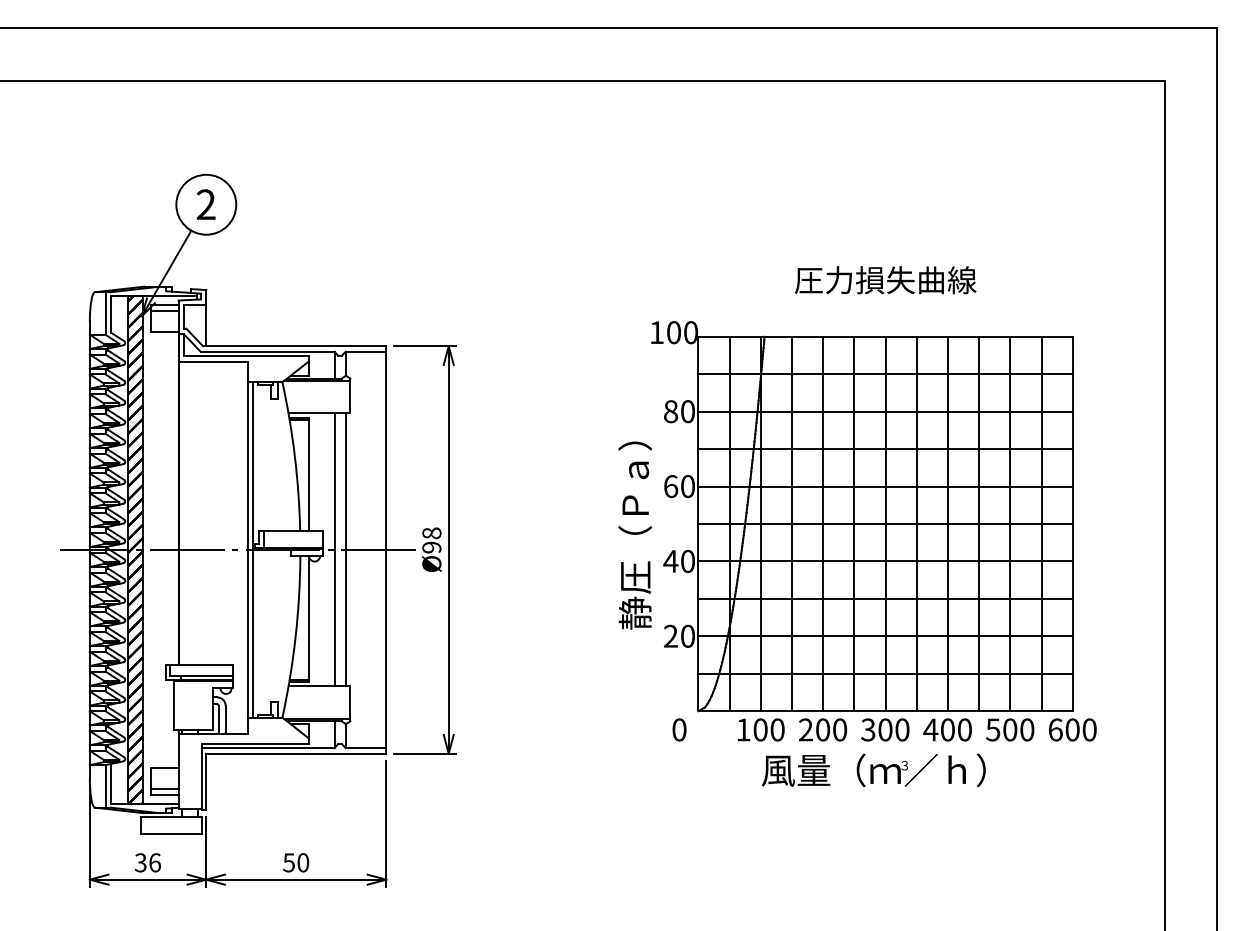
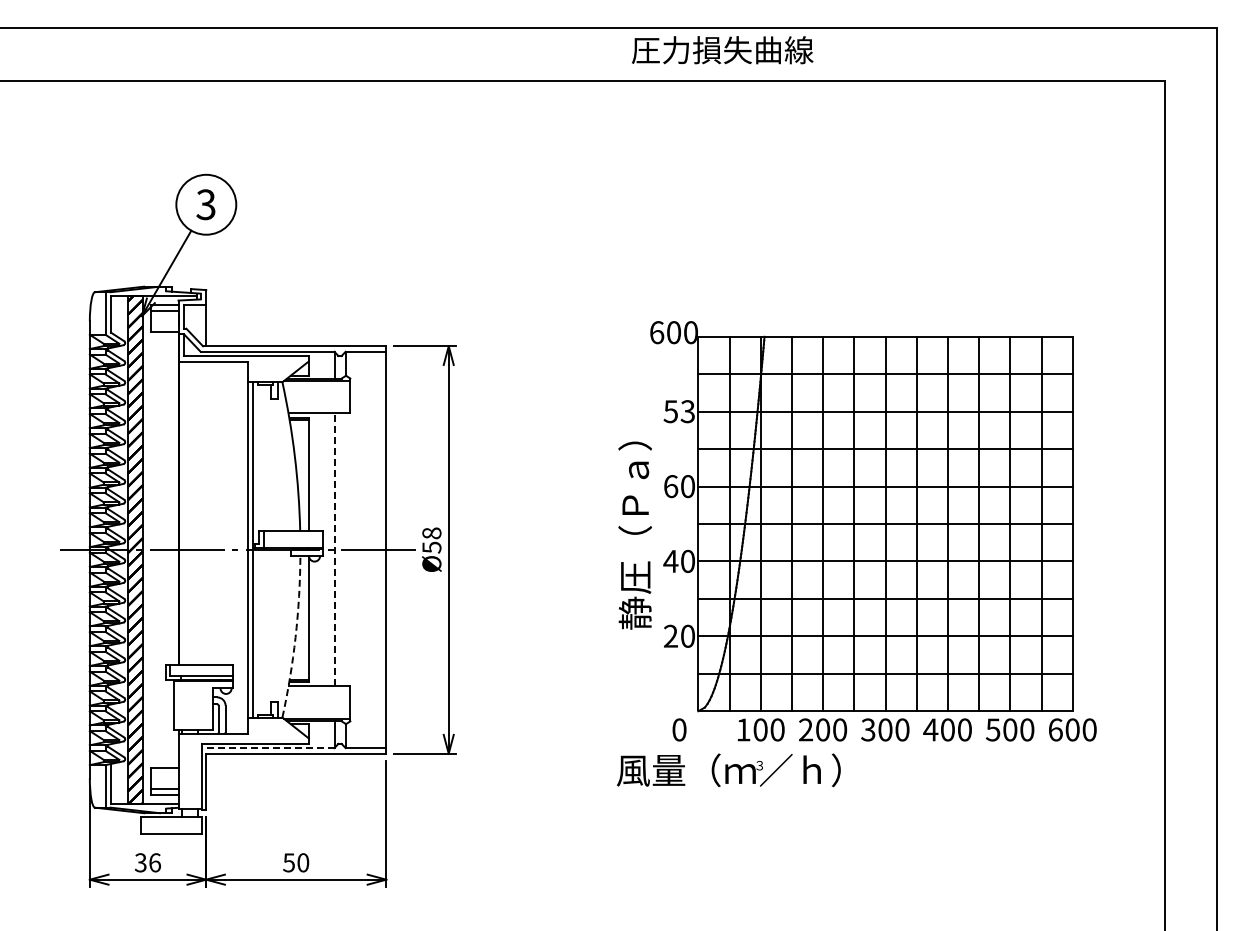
text: 2 -> 3 (205, 204)
text position: (885, 280) -> (722, 50) (722, 50)
text: 100 -> 600 (657, 332)
text: 80 -> 53 (678, 411)
text: Ø98 -> Ø58 (431, 547)
line: solid -> dashed (334, 549)
line: present -> none (345, 549)
arc: solid -> dashed (295, 637)
line: solid -> dashed (268, 748)
text position: (873, 770) -> (728, 770) (728, 770)
